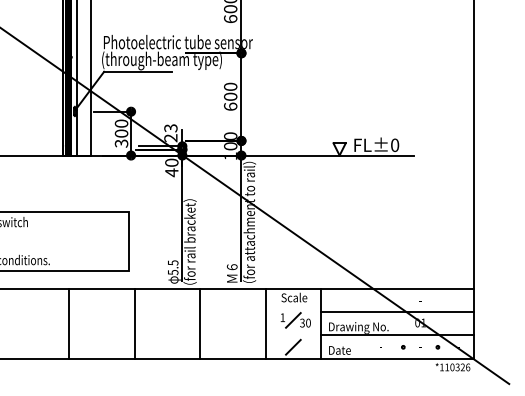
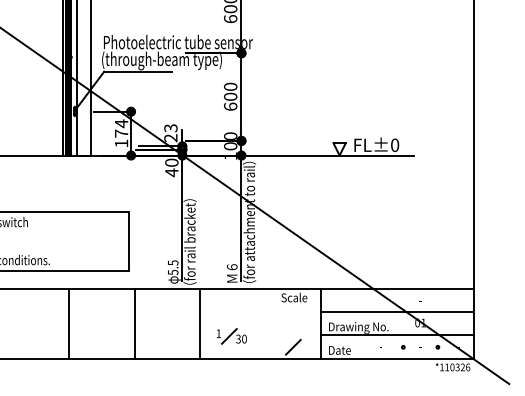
text: 300 -> 174 (121, 133)
part position: (295, 320) -> (231, 336) (231, 336)
line: present -> none (265, 323)
